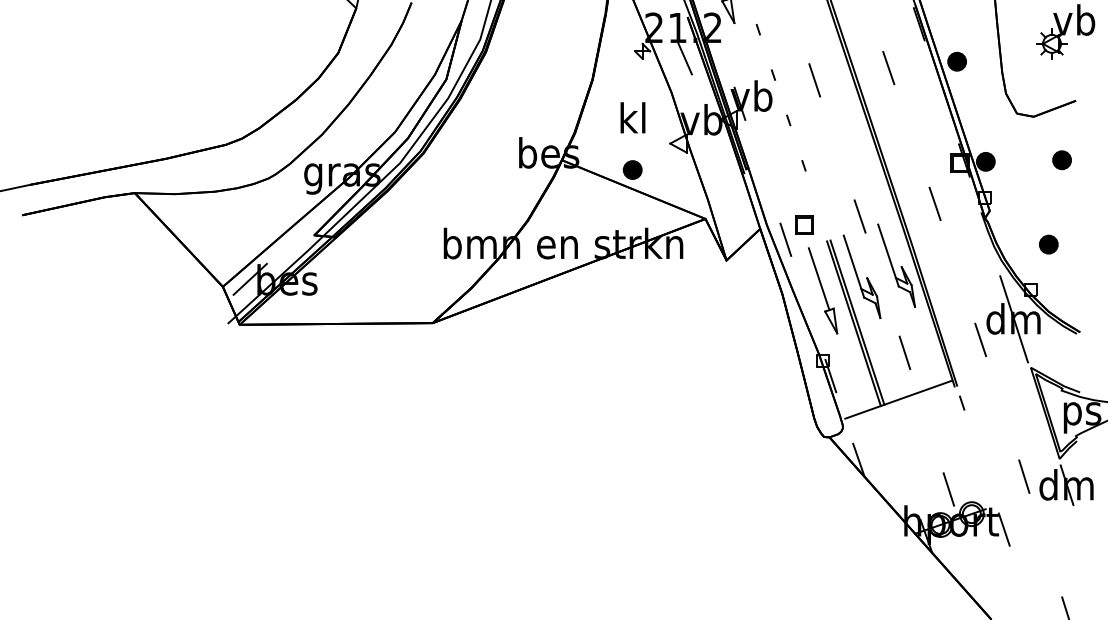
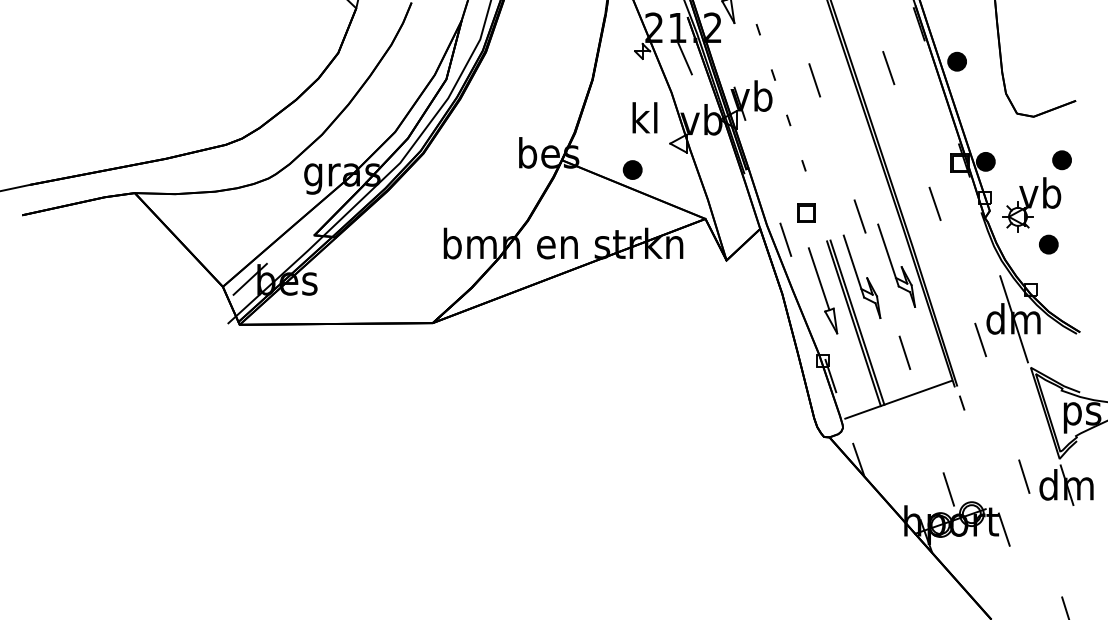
part position: (1065, 31) -> (1031, 204) (1031, 204)
text position: (632, 117) -> (644, 117) (644, 117)
part position: (804, 224) -> (806, 212) (806, 212)
